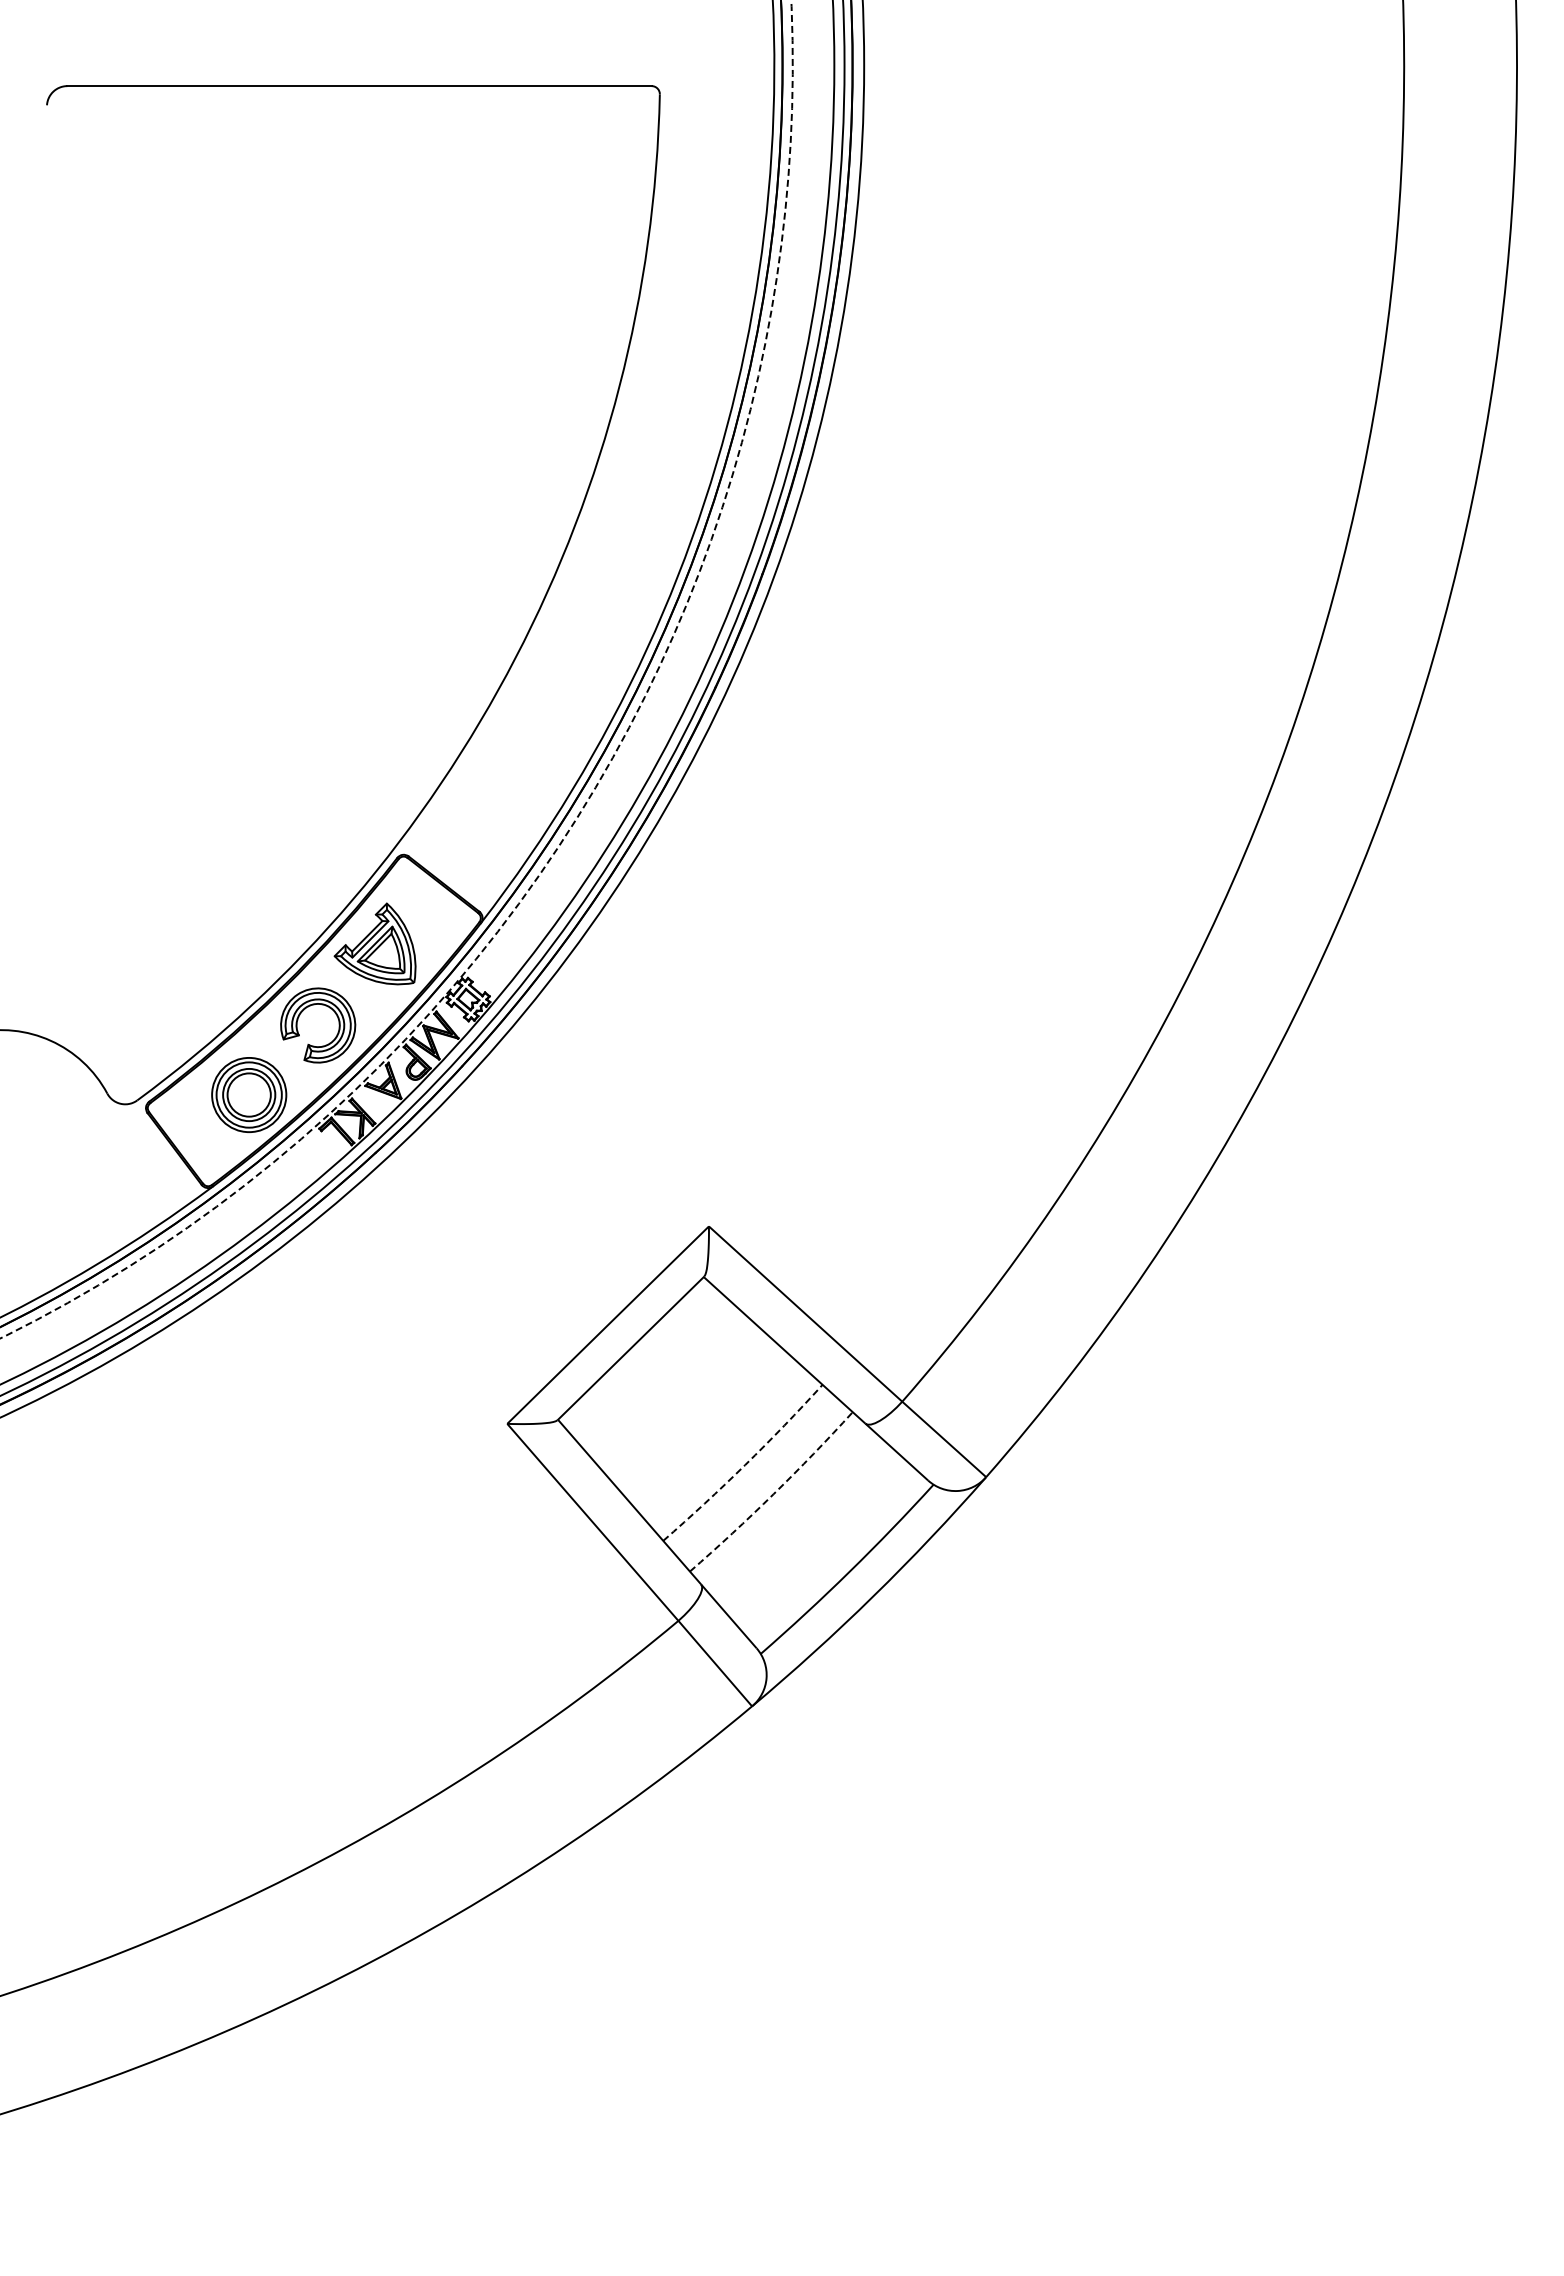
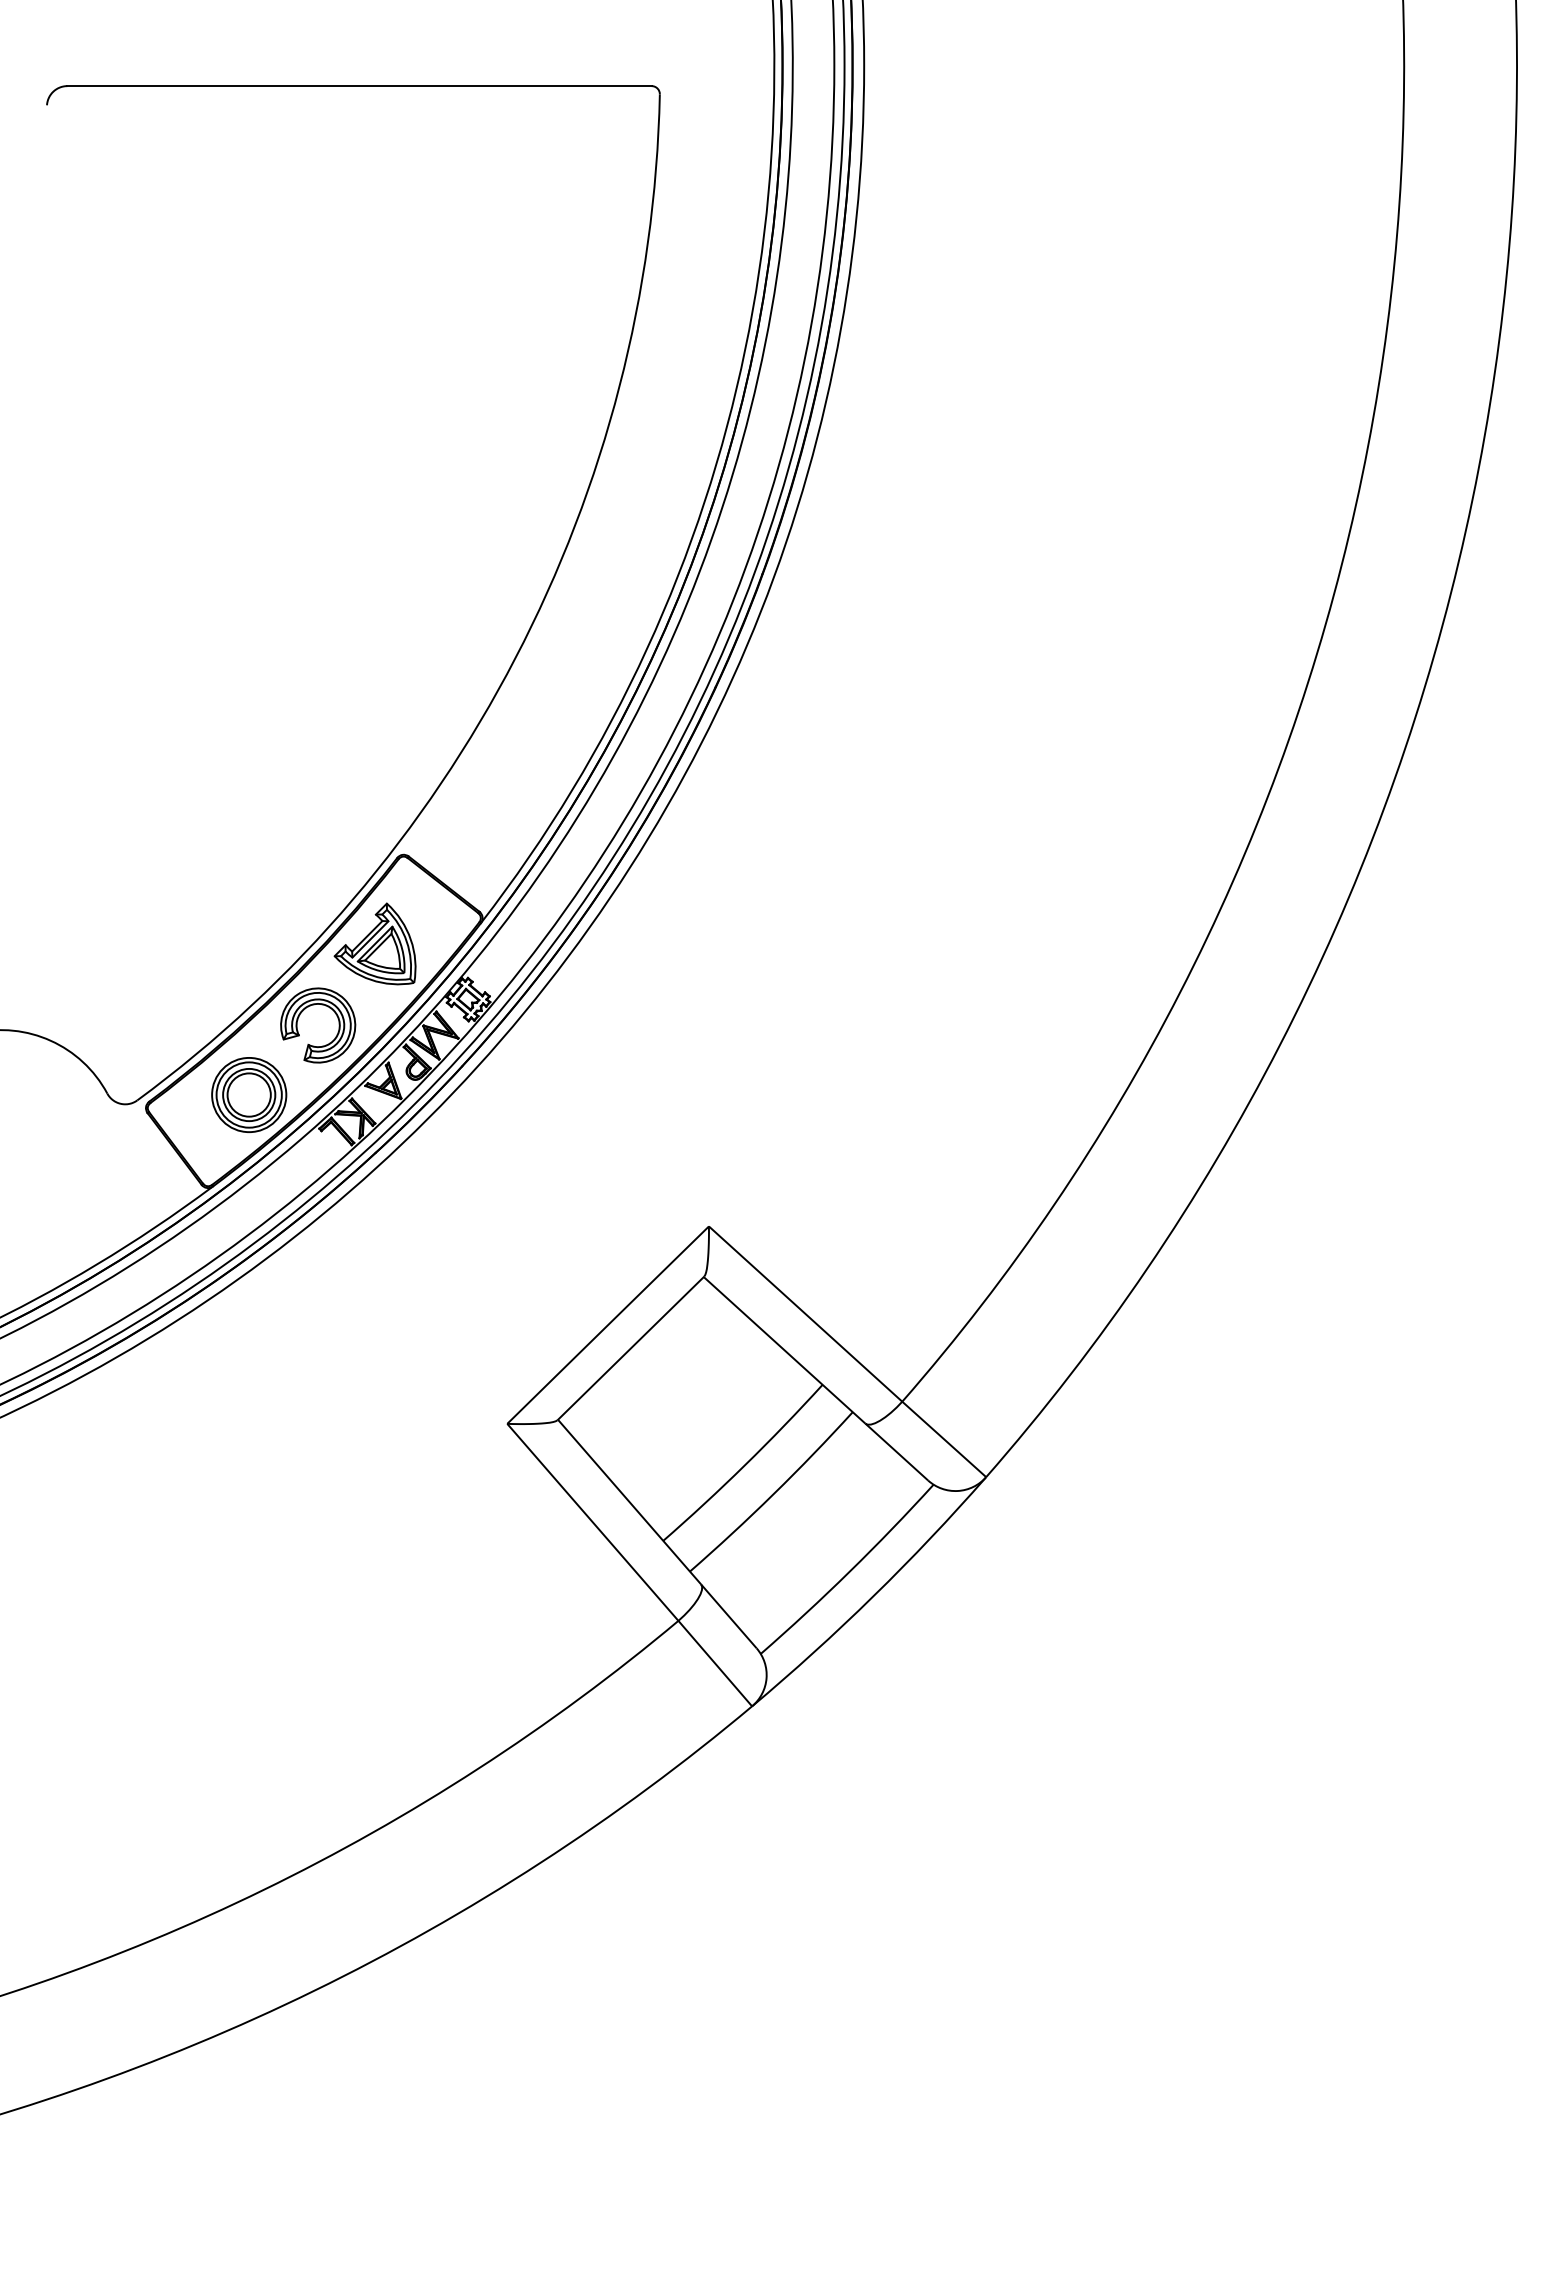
arc: dashed -> solid (595, 787)
arc: dashed -> solid (745, 1465)
arc: dashed -> solid (773, 1494)
